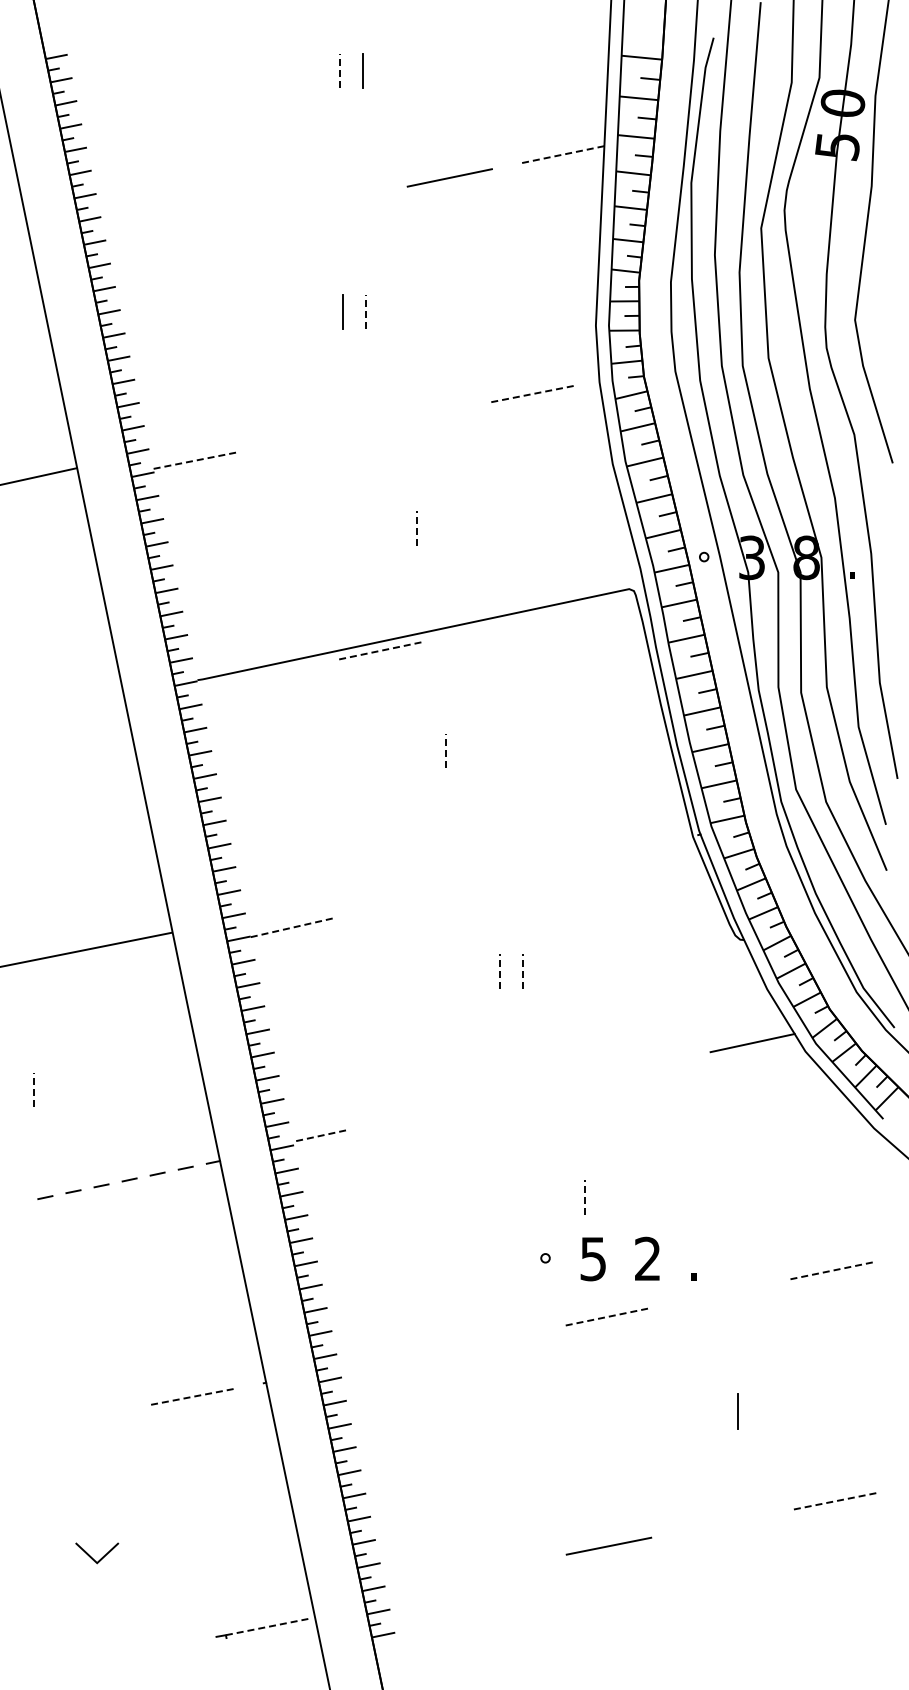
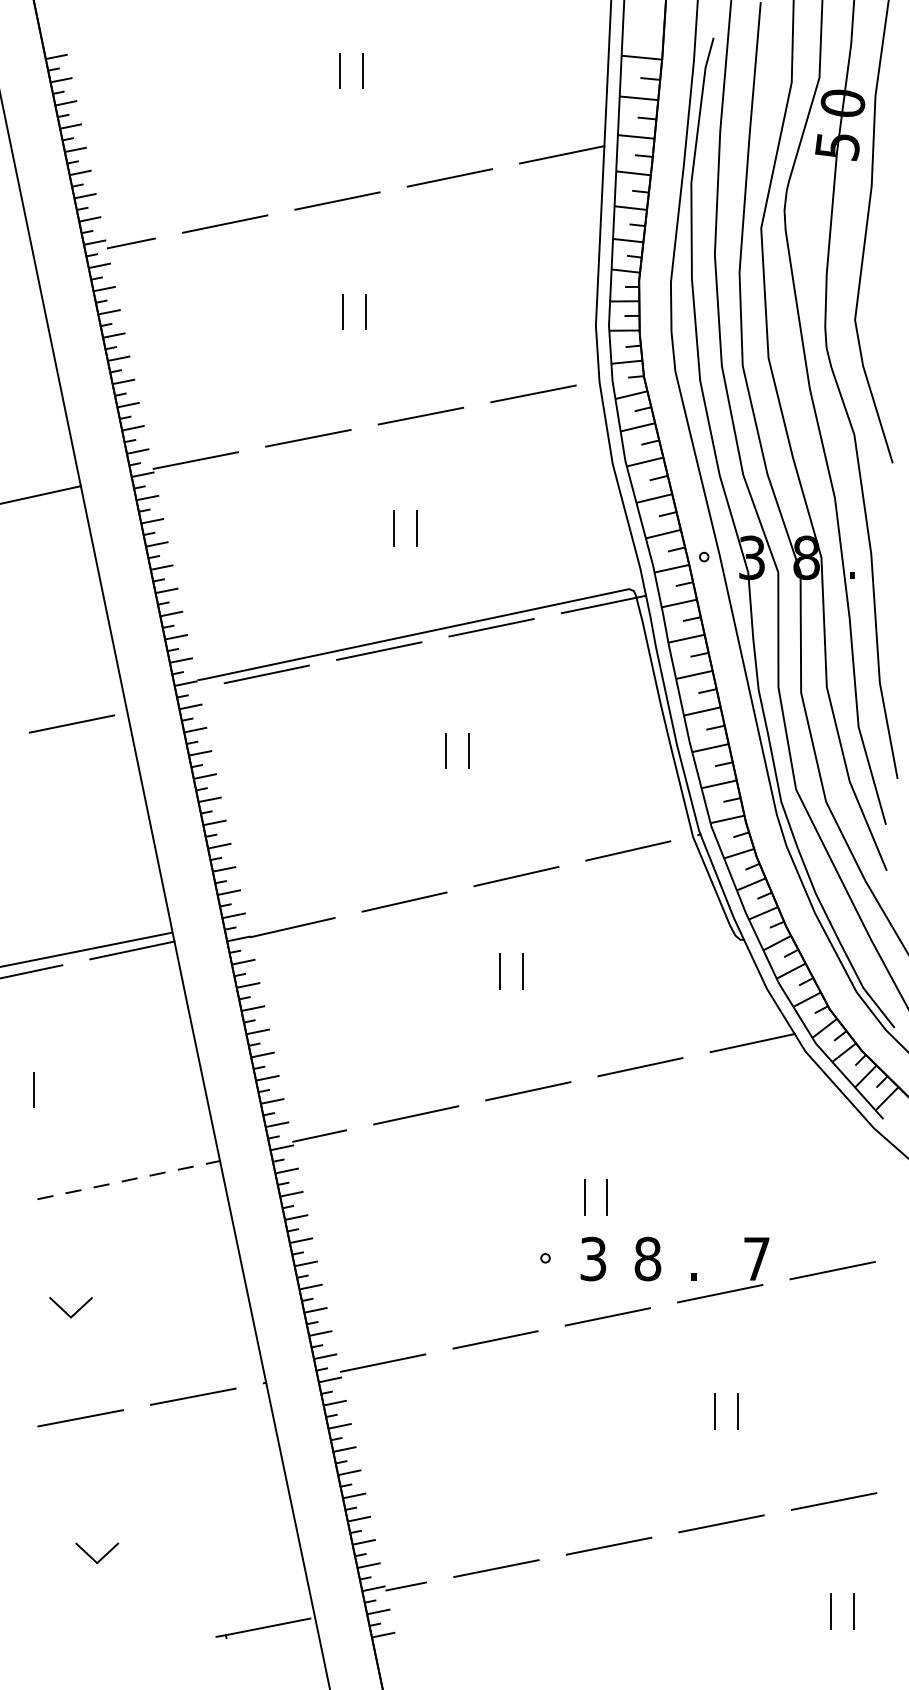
line: dashed -> solid (339, 70)
line: dashed -> solid (561, 154)
line: none -> present (337, 200)
line: none -> present (225, 223)
line: none -> present (130, 243)
line: dashed -> solid (365, 311)
line: dashed -> solid (533, 393)
line: none -> present (420, 415)
line: none -> present (308, 437)
line: dashed -> solid (196, 460)
line position: (39, 476) -> (41, 494) (41, 494)
line: none -> present (394, 528)
line: dashed -> solid (417, 528)
line: none -> present (603, 604)
line: none -> present (491, 627)
line: dashed -> solid (378, 651)
line: none -> present (266, 674)
line: none -> present (71, 723)
line: dashed -> solid (446, 750)
line: none -> present (469, 750)
line: none -> present (628, 850)
line: none -> present (516, 876)
line: none -> present (404, 901)
line: dashed -> solid (293, 927)
line: none -> present (132, 950)
line: none -> present (32, 971)
line: dashed -> solid (499, 971)
line: dashed -> solid (522, 971)
line: none -> present (640, 1067)
line: dashed -> solid (33, 1089)
line: none -> present (528, 1091)
line: none -> present (416, 1115)
line: dashed -> solid (319, 1136)
line: dashed -> solid (584, 1196)
line: none -> present (607, 1197)
text: 5 -> 3 (593, 1258)
text: 2 -> 8 (647, 1258)
line: dashed -> solid (833, 1270)
part: none -> present (729, 1290)
line: none -> present (66, 1311)
line: dashed -> solid (608, 1316)
line: none -> present (495, 1339)
line: none -> present (382, 1362)
line: dashed -> solid (193, 1396)
line: none -> present (714, 1411)
line: none -> present (80, 1418)
line: dashed -> solid (833, 1501)
line: none -> present (721, 1523)
line: none -> present (496, 1568)
line: none -> present (406, 1586)
line: none -> present (830, 1611)
line: none -> present (853, 1611)
line: dashed -> solid (268, 1626)
